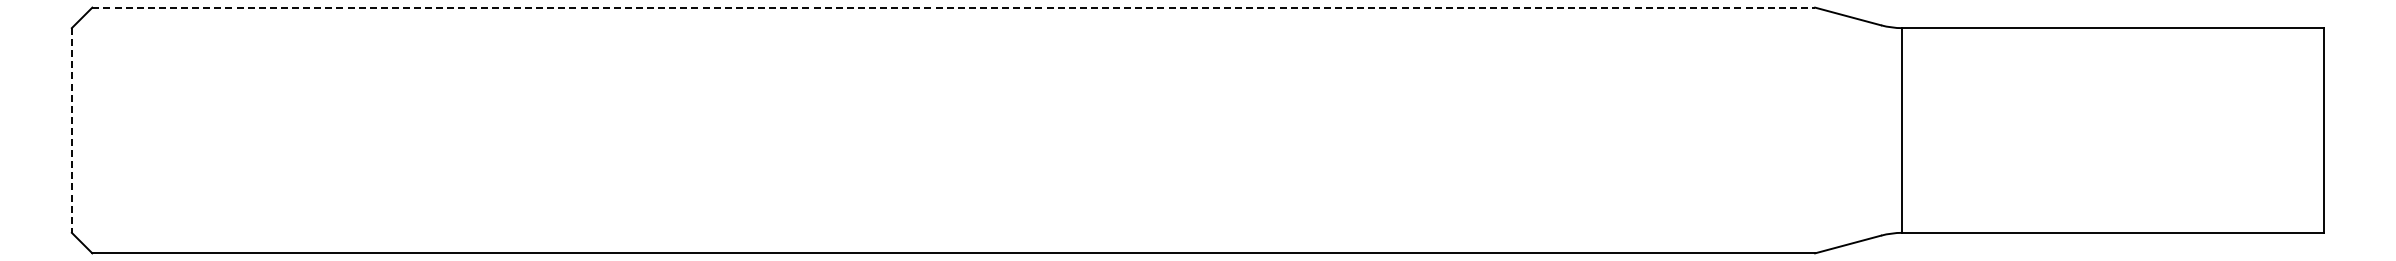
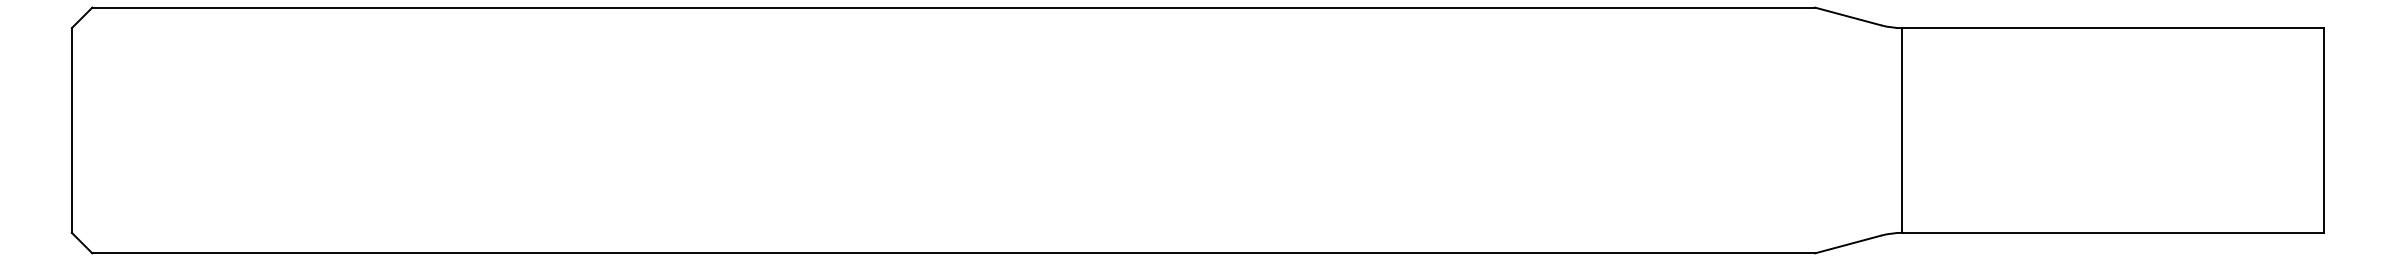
line: dashed -> solid (954, 7)
line: dashed -> solid (71, 130)
